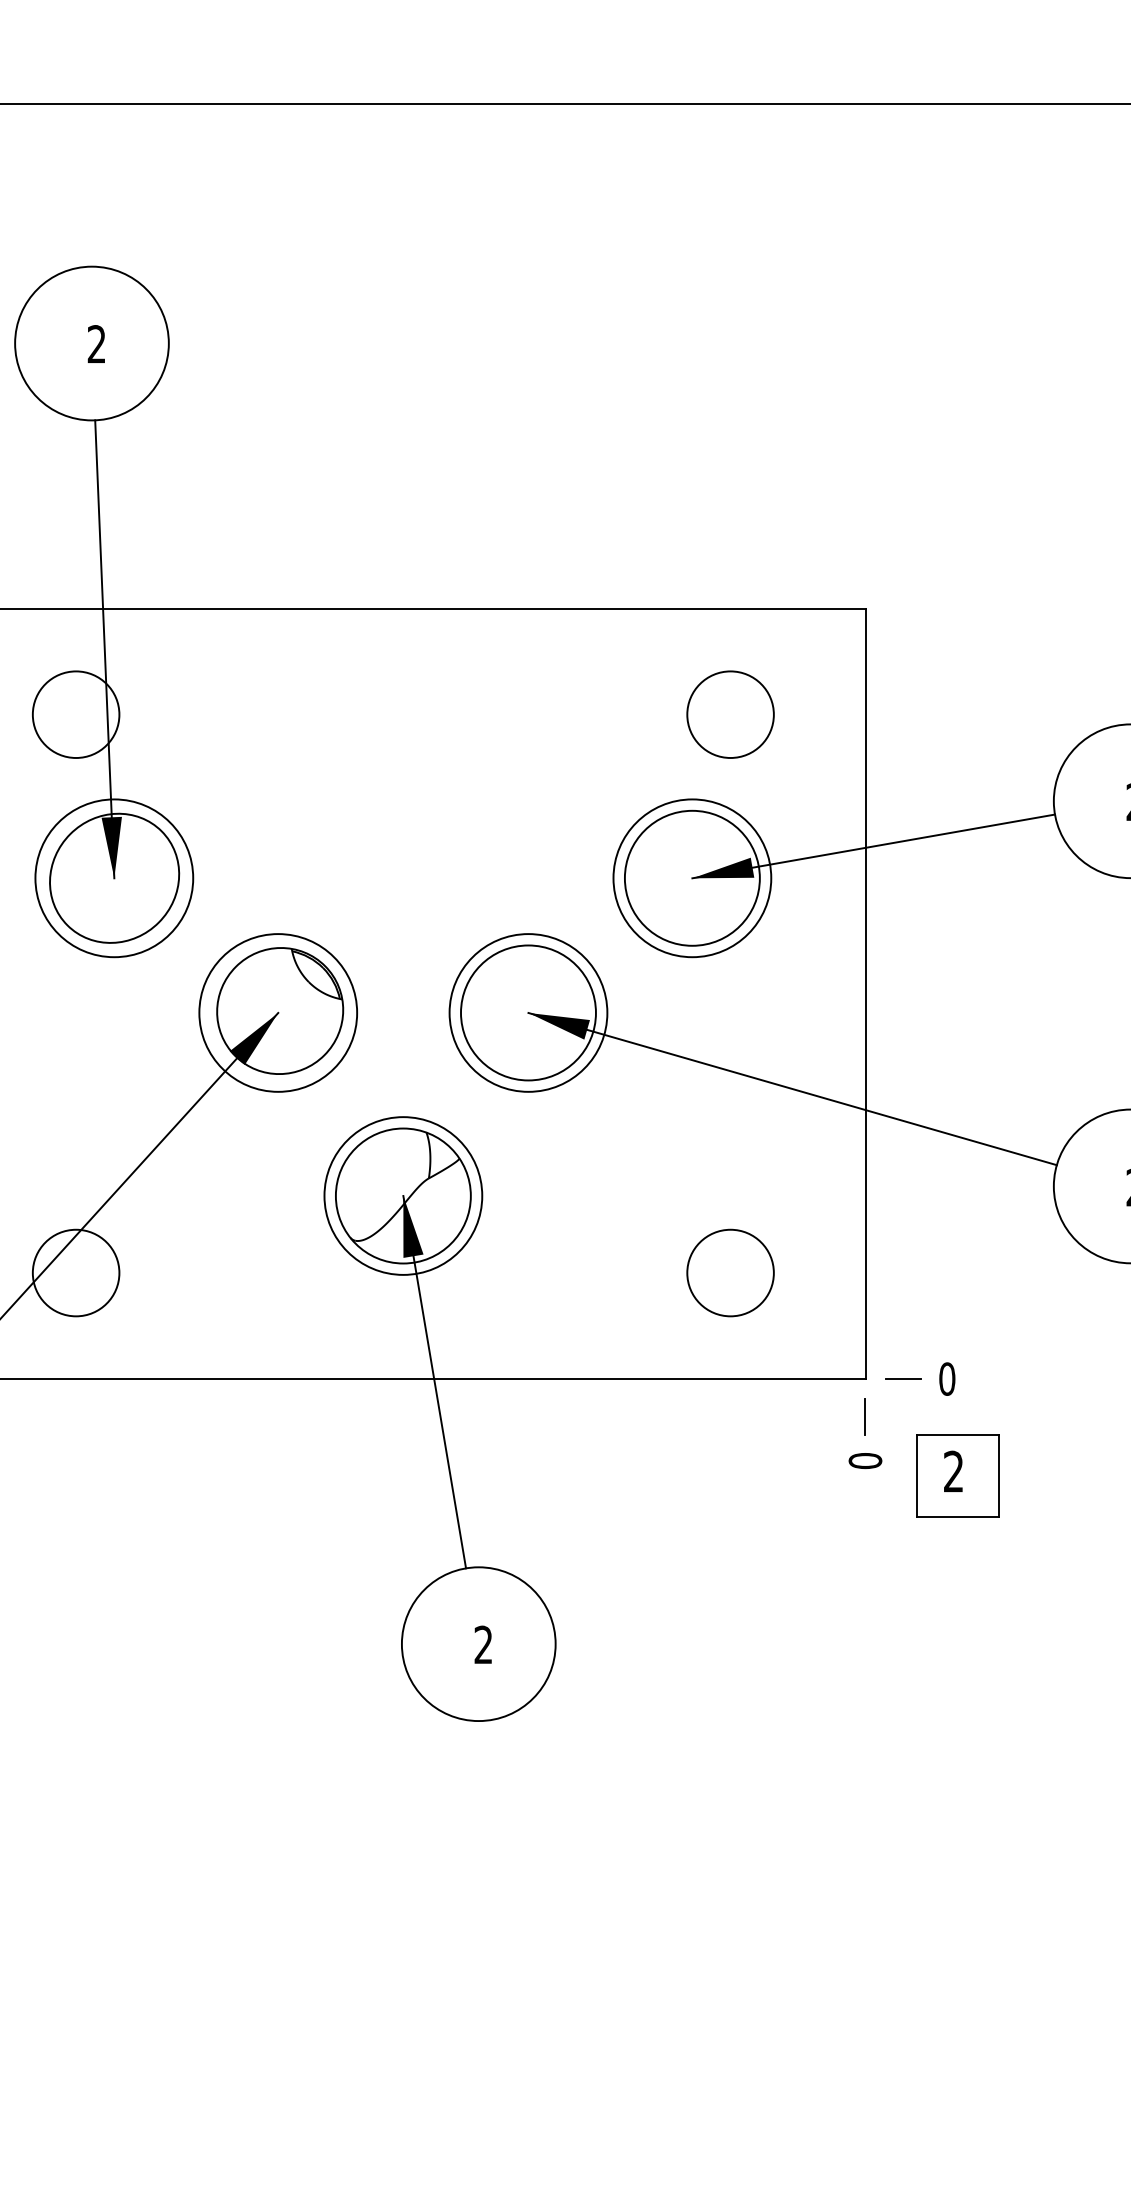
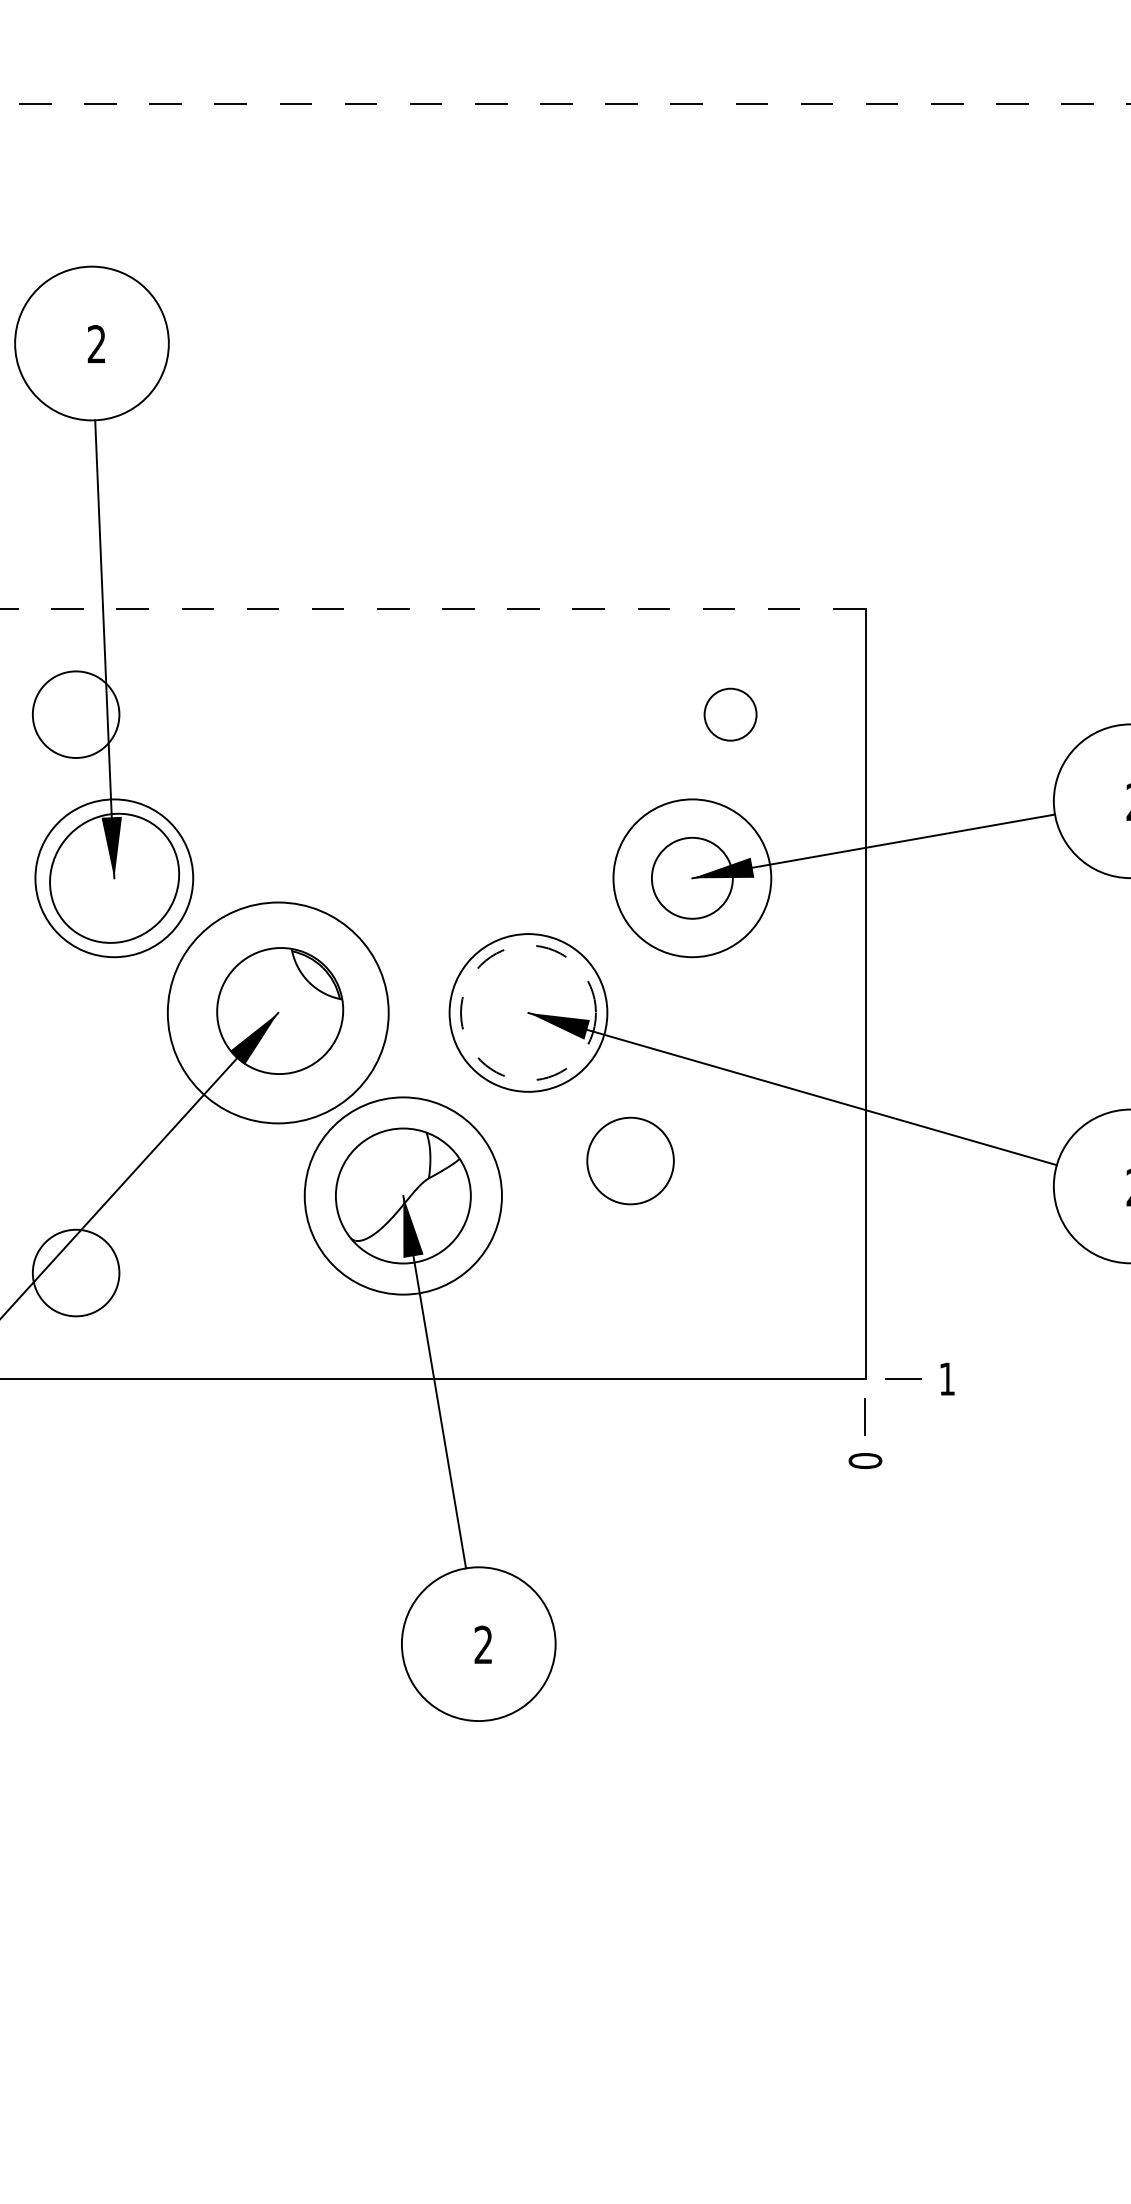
line: solid -> dashed (565, 103)
line: solid -> dashed (432, 608)
circle diameter: 87 px -> 52 px (730, 714)
circle diameter: 135 px -> 81 px (691, 877)
circle diameter: 158 px -> 221 px (277, 1012)
circle: solid -> dashed (528, 1012)
circle diameter: 158 px -> 197 px (402, 1195)
circle position: (730, 1272) -> (630, 1160) (630, 1160)
text: 0 -> 1 (947, 1378)
part: present -> none (957, 1475)
